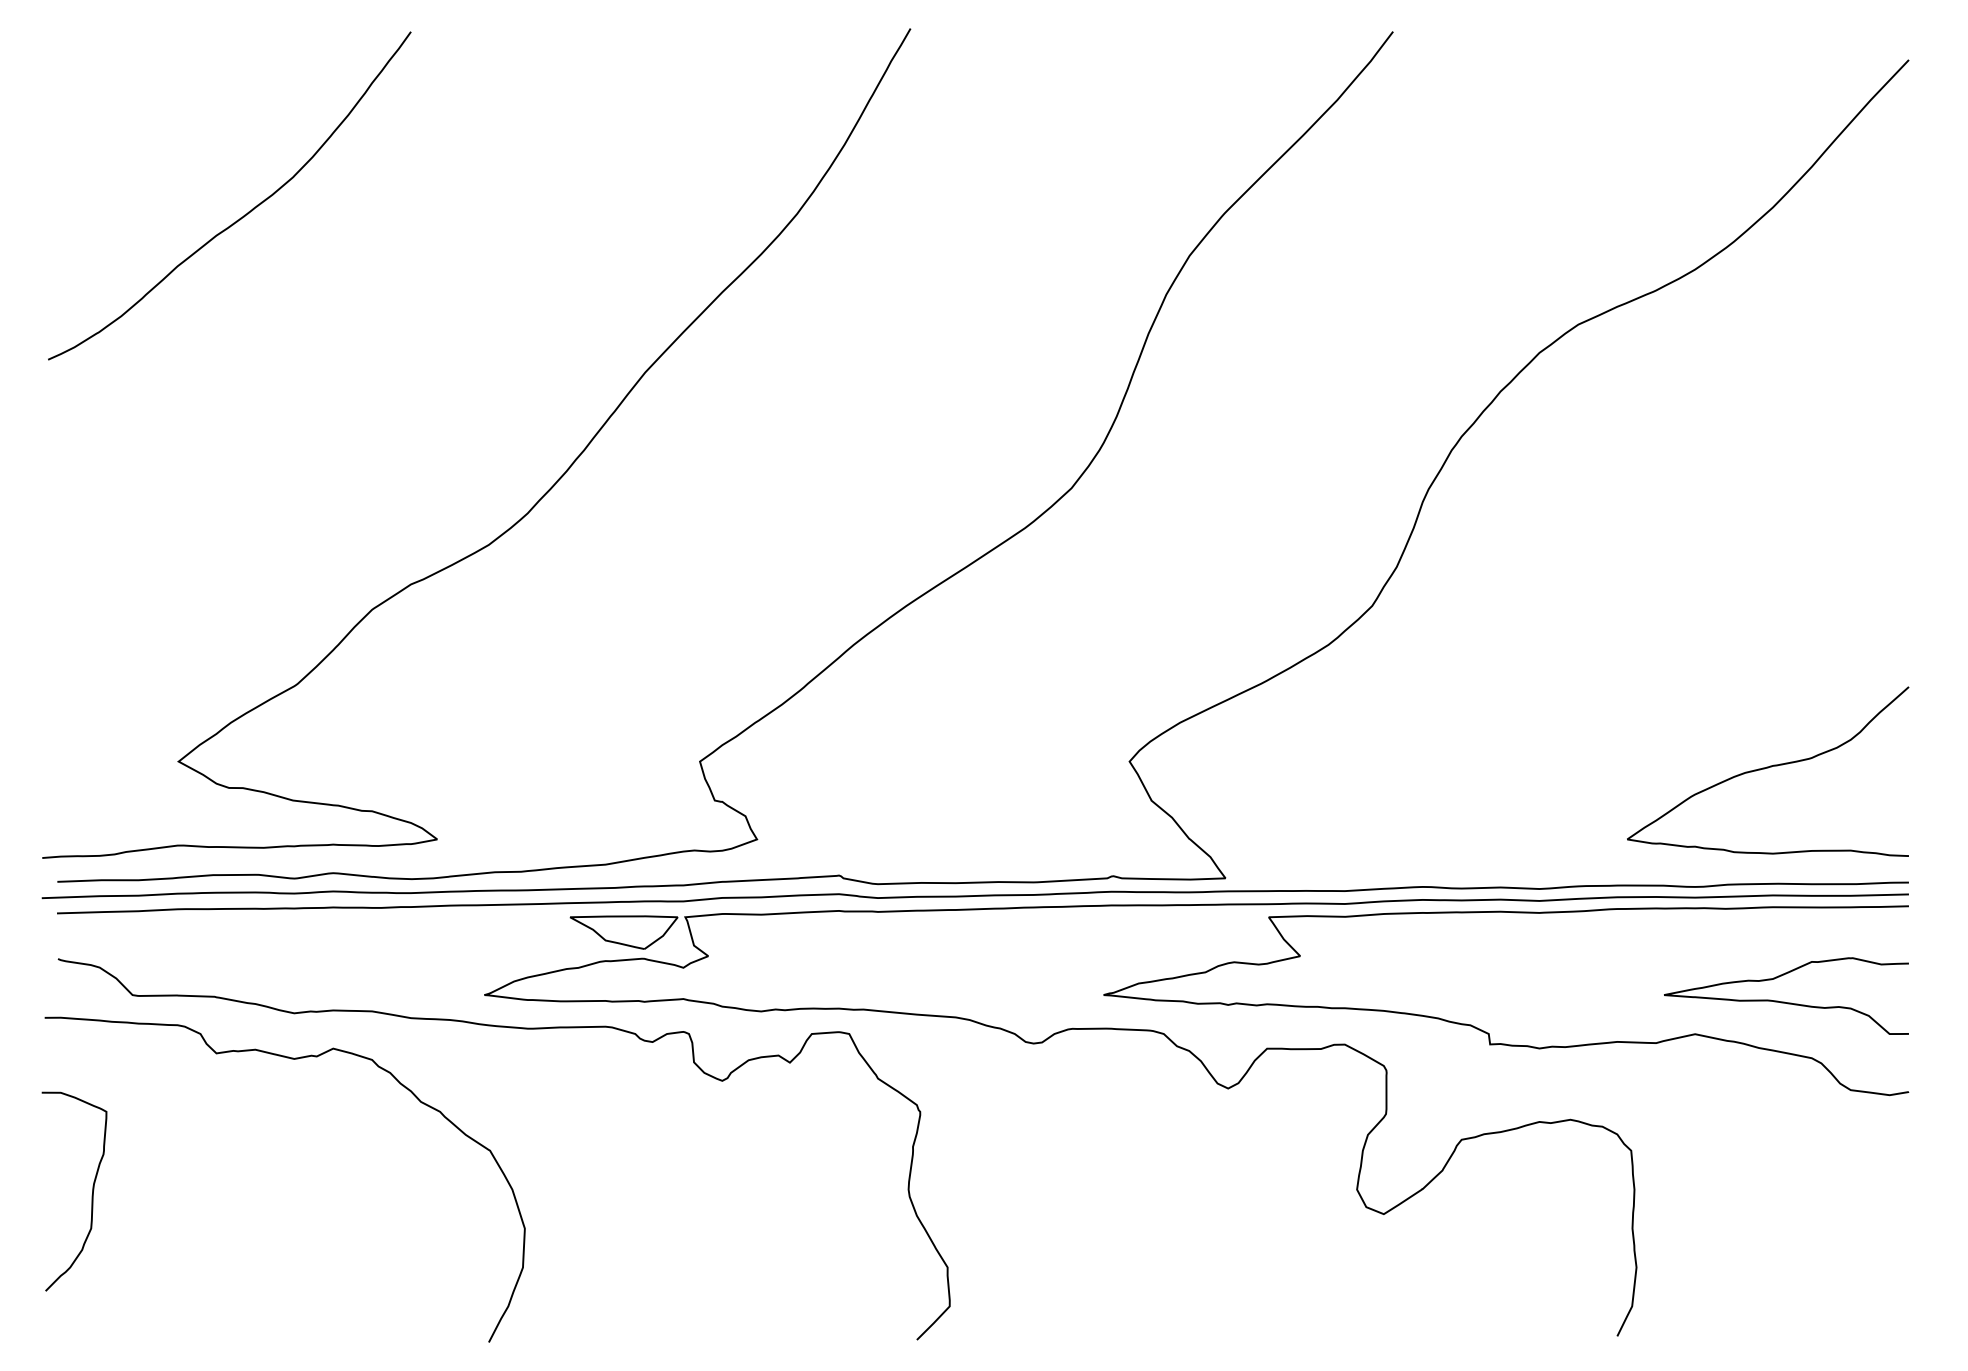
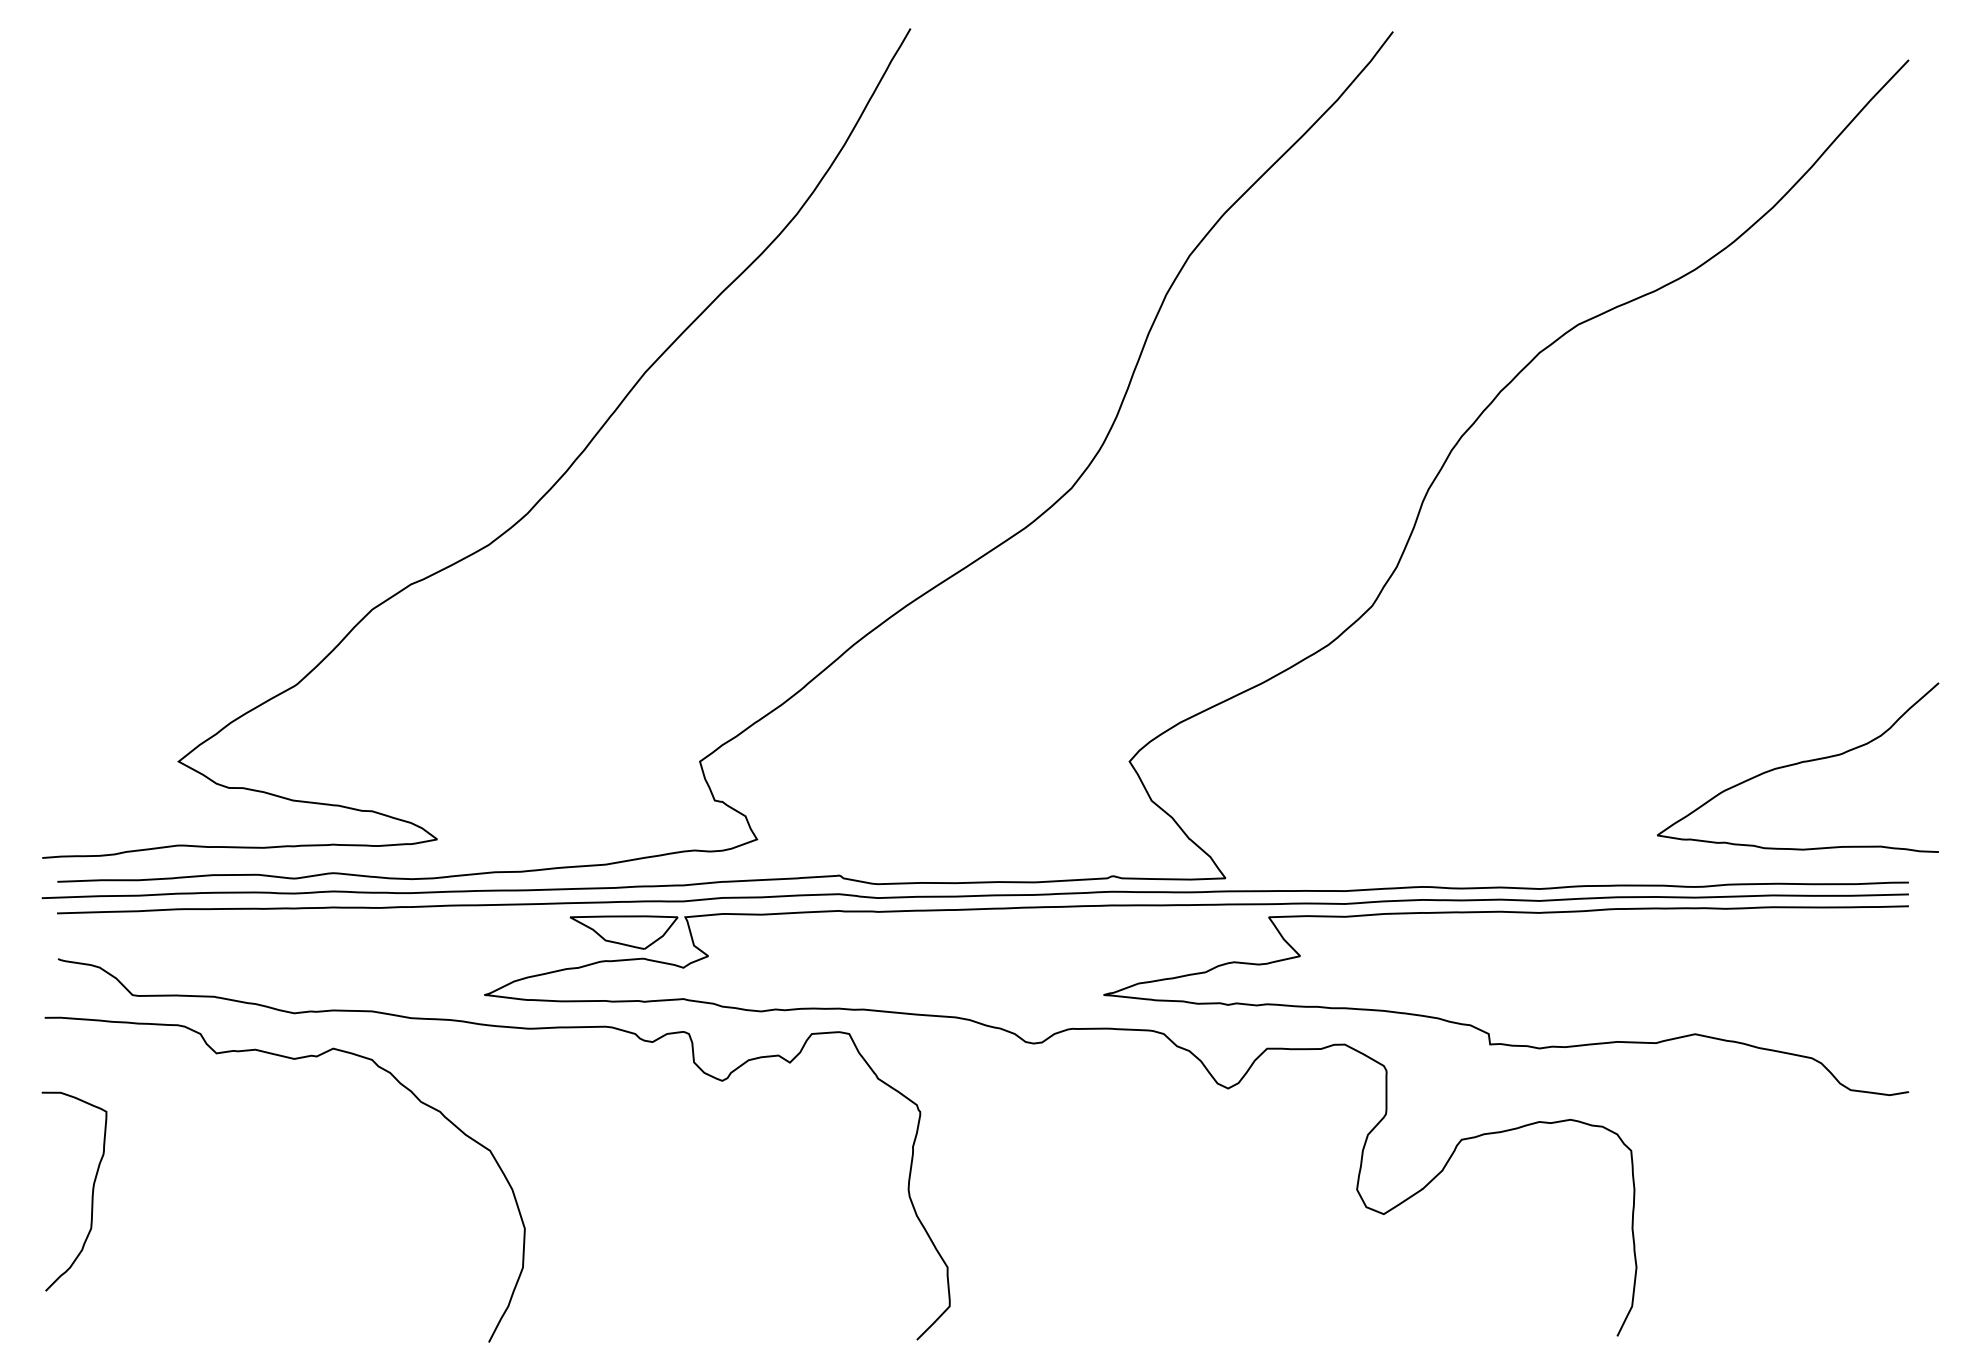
curve: present -> none (244, 214)
curve position: (1768, 768) -> (1798, 764) (1798, 764)
curve: present -> none (1784, 1001)
